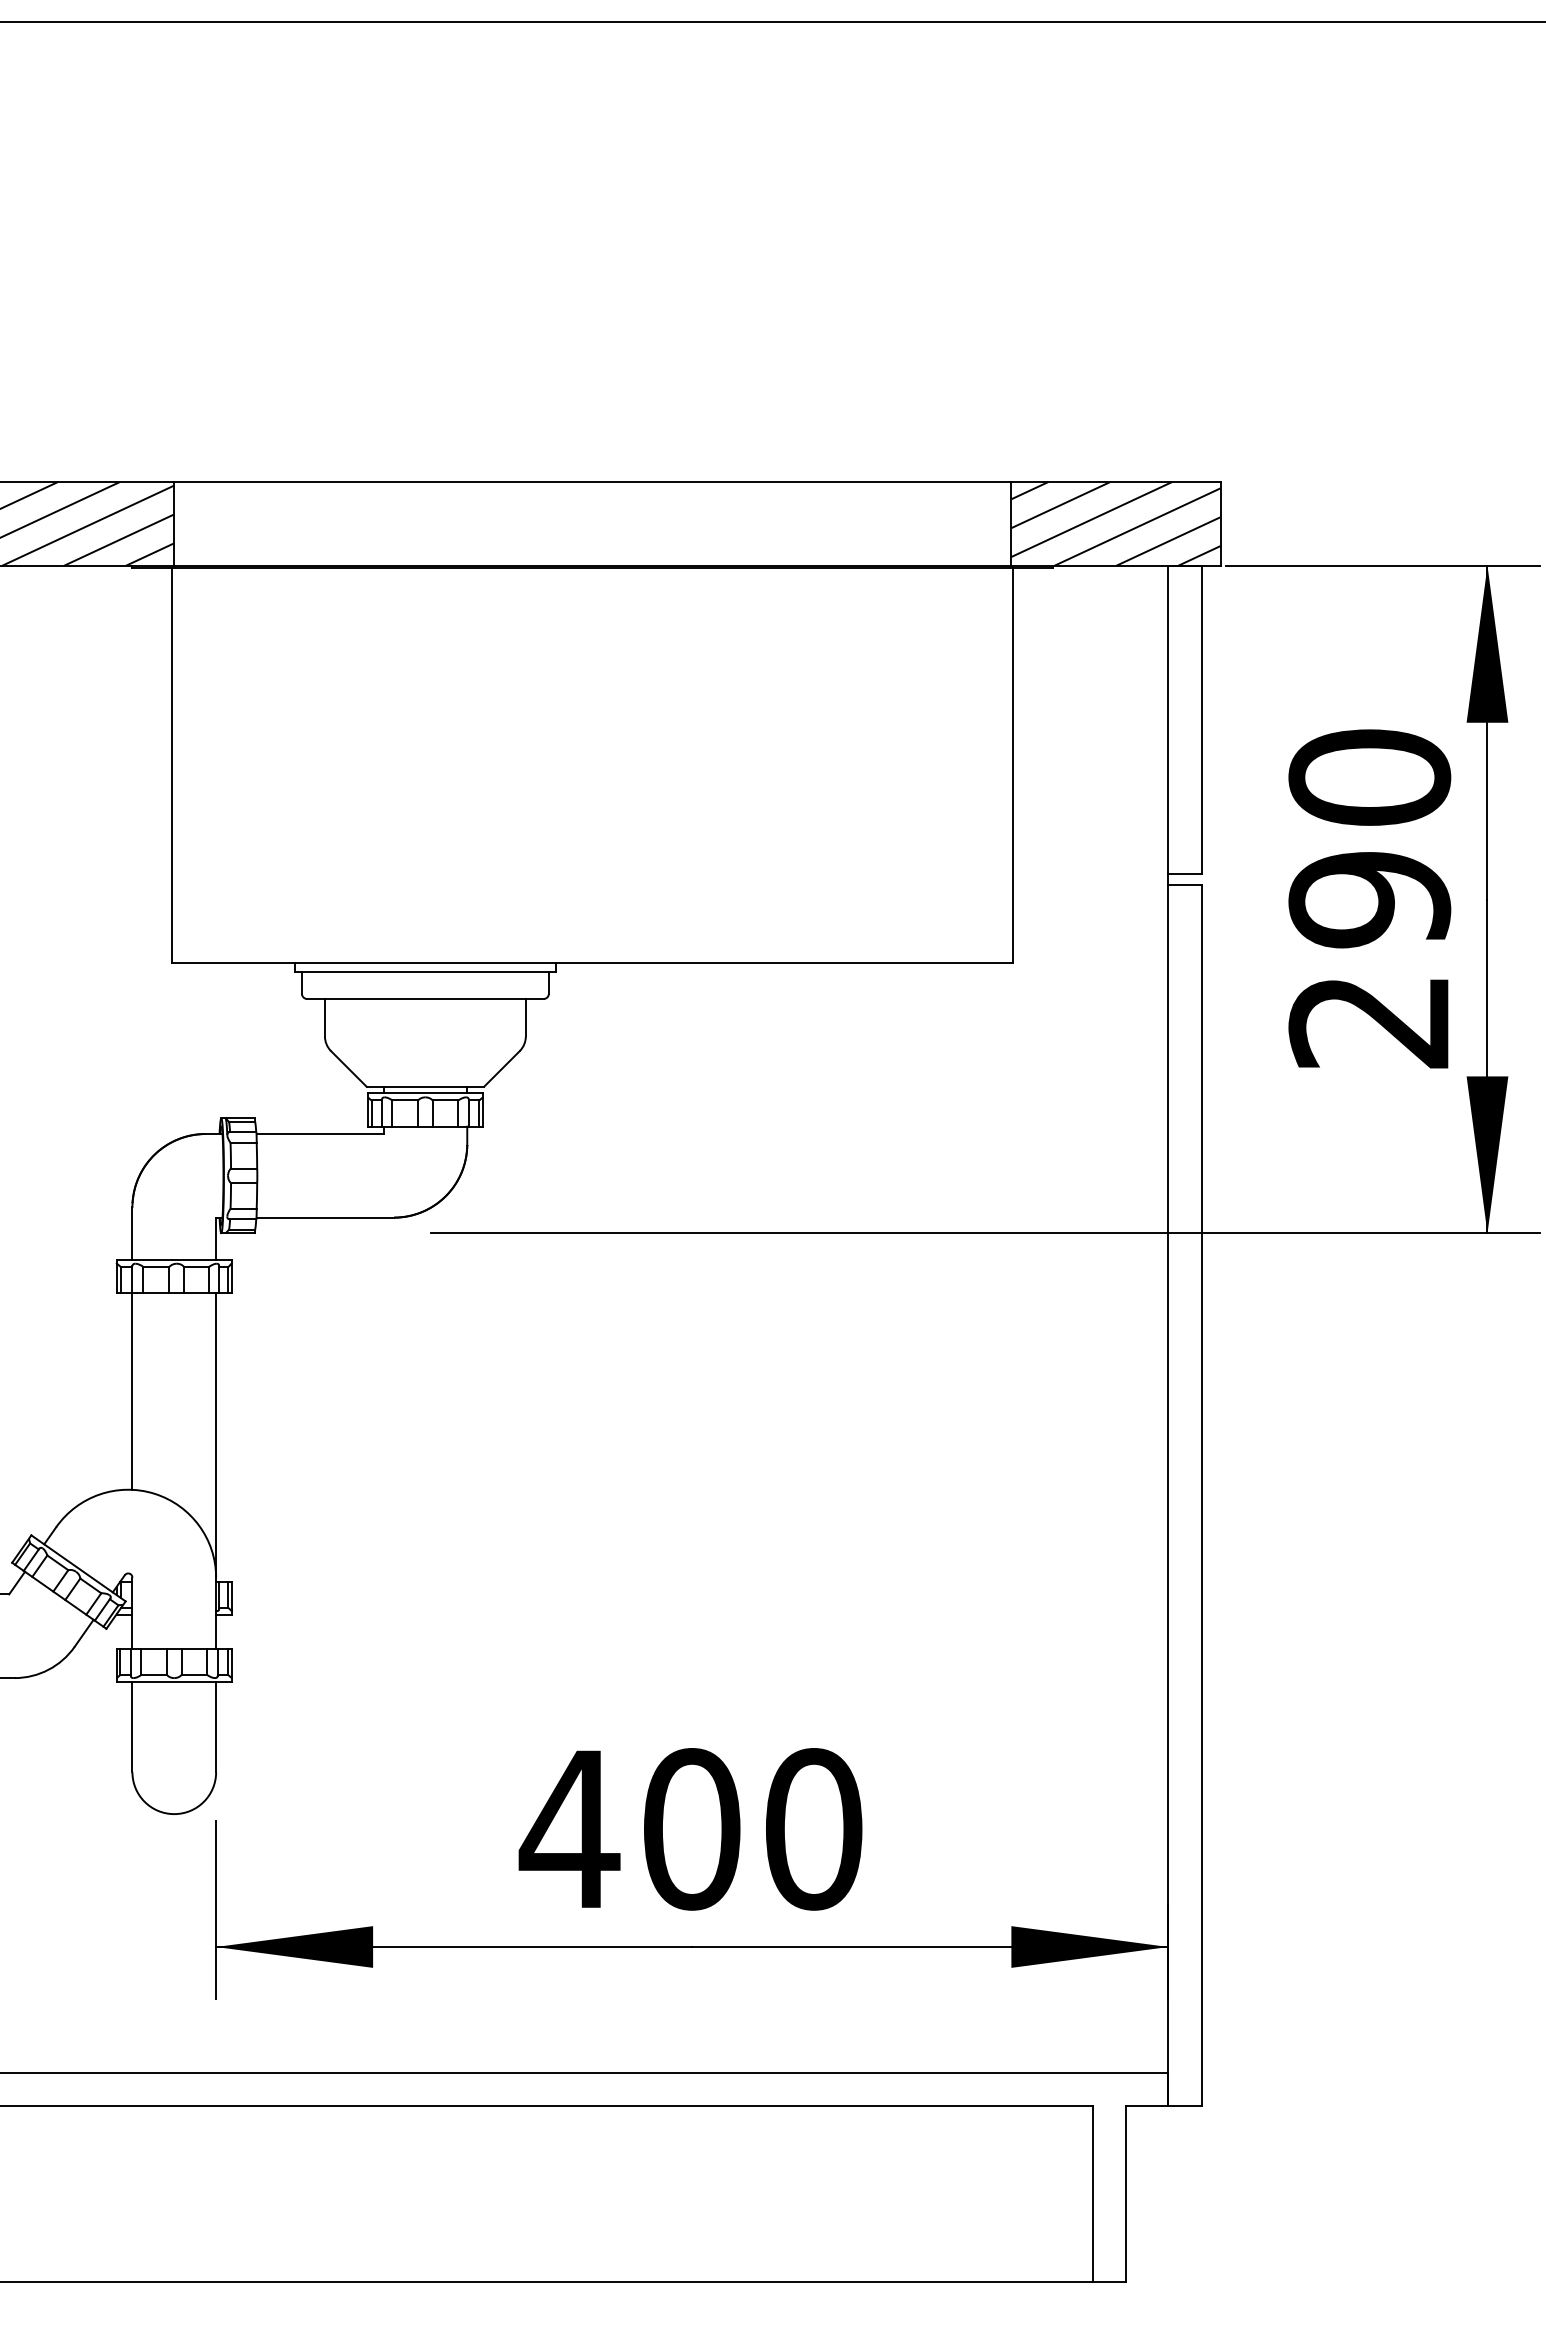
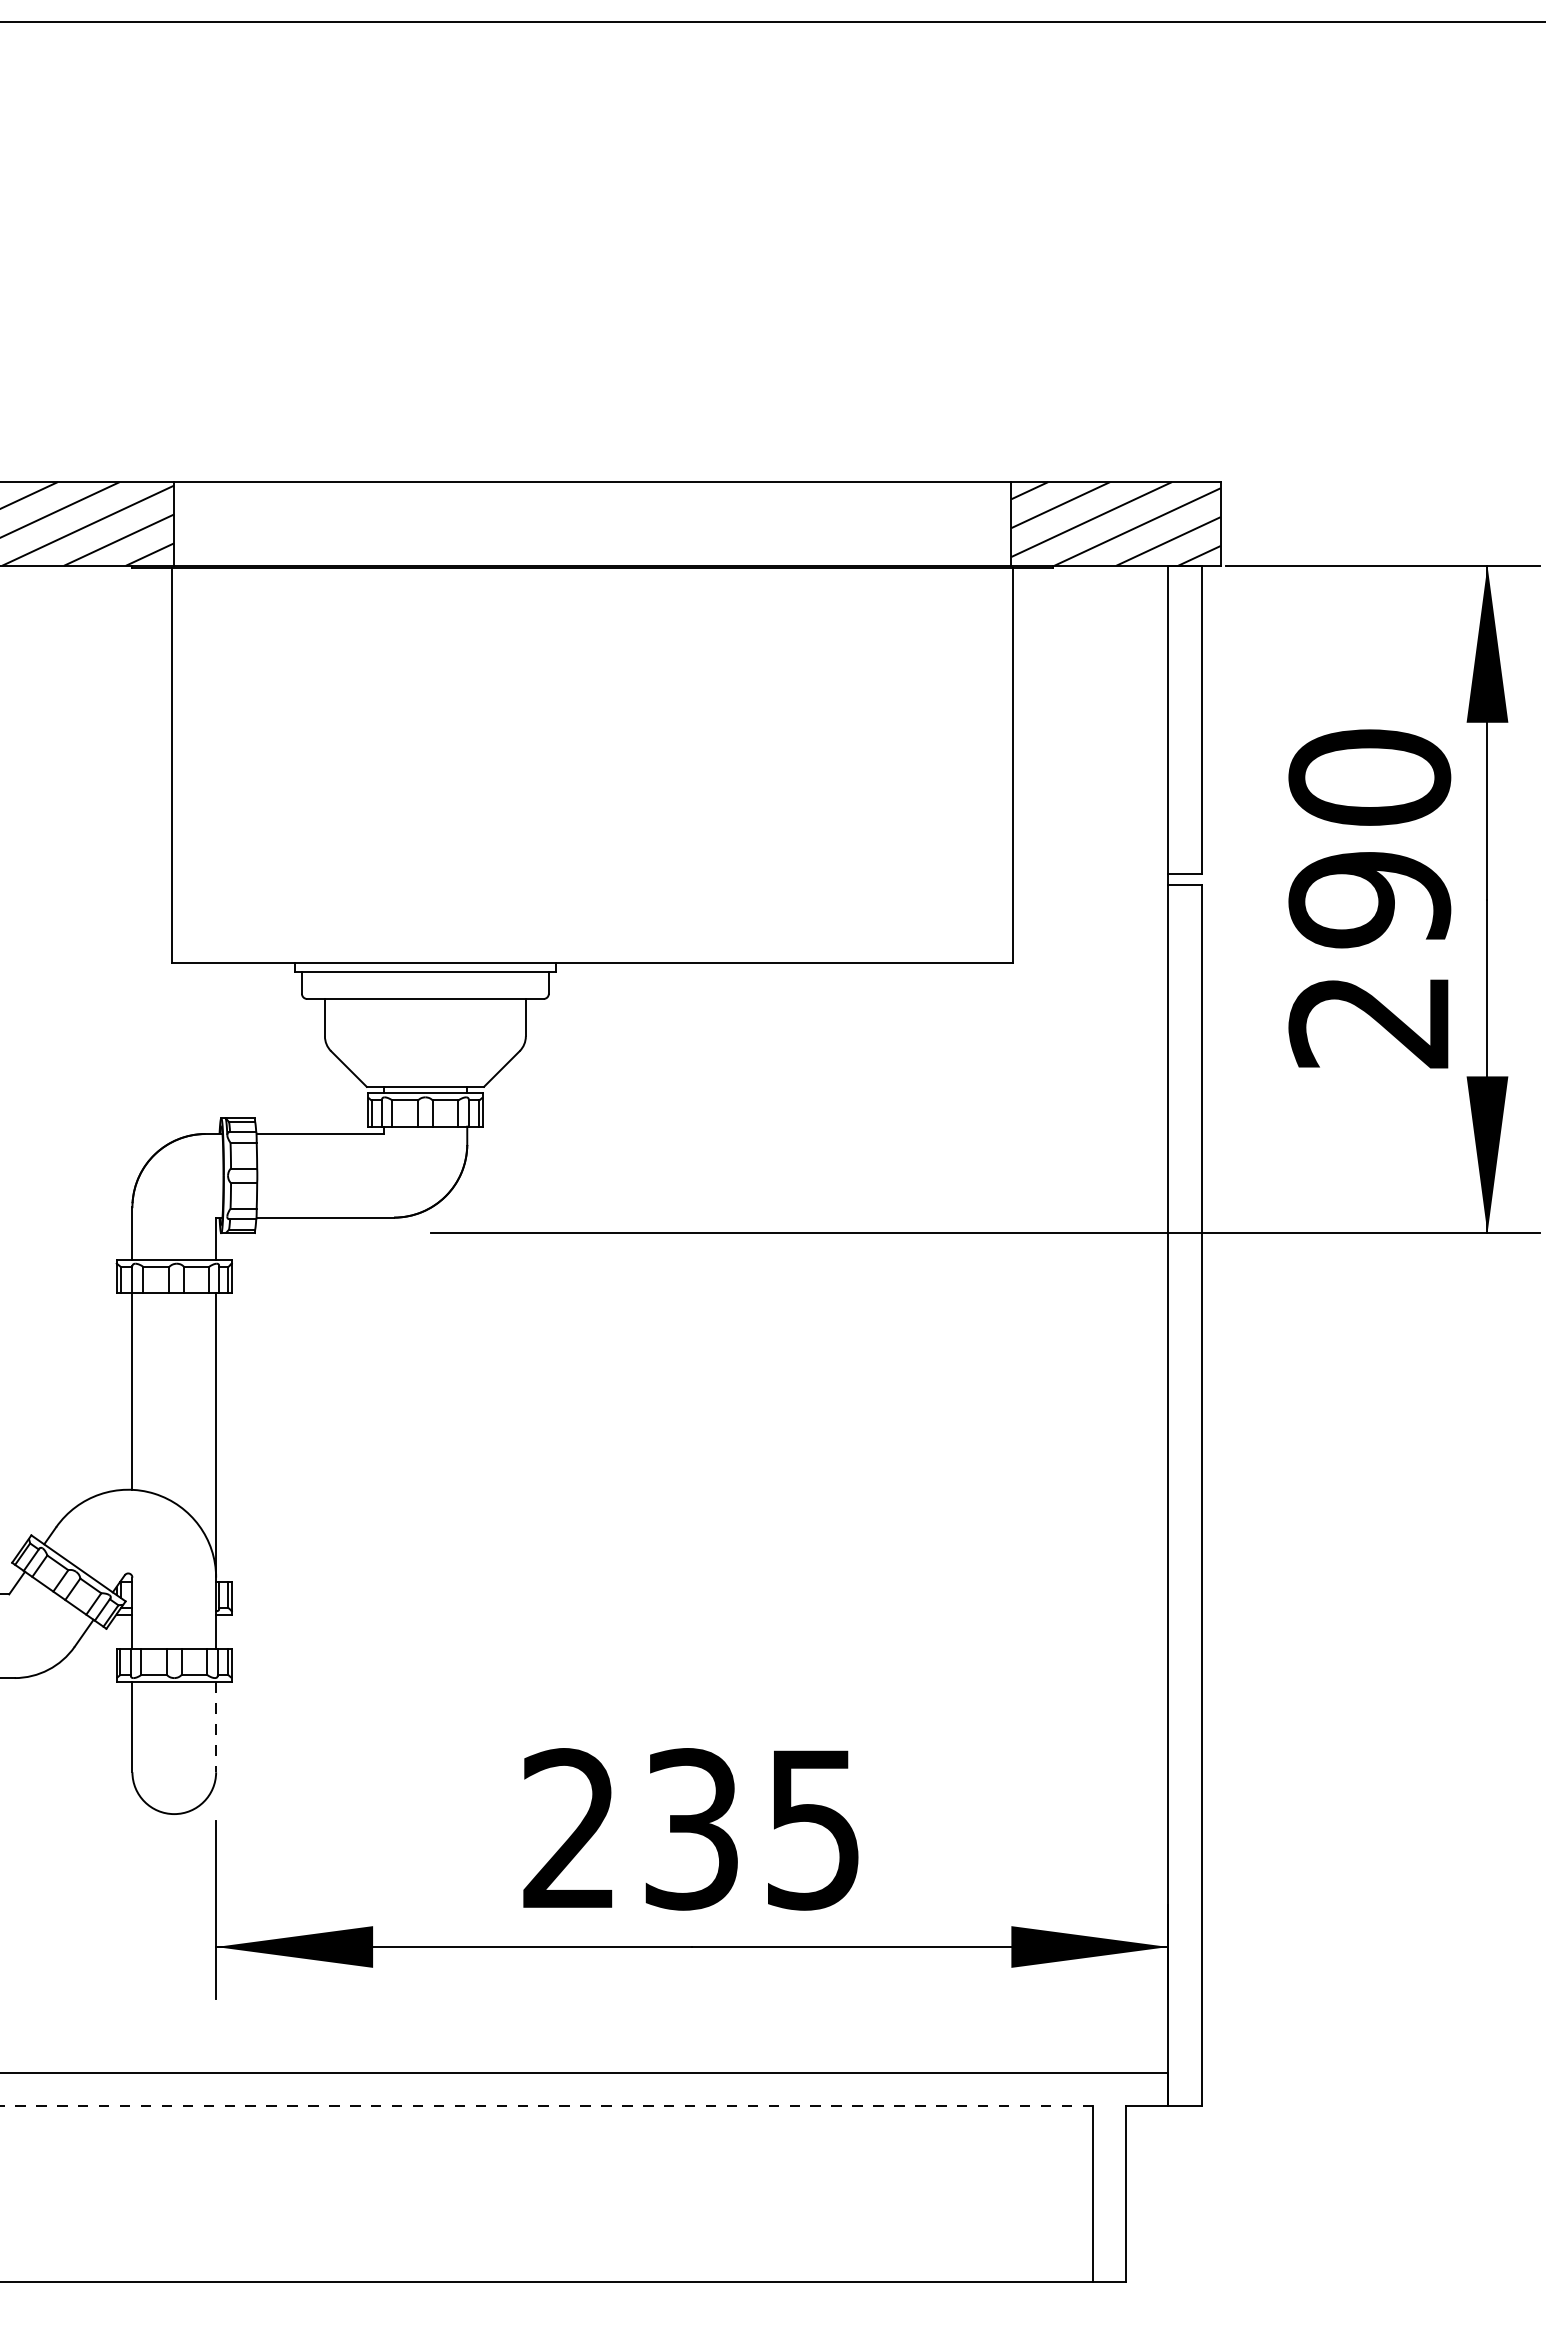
line: solid -> dashed (216, 1727)
text: 400 -> 235 (690, 1829)
line: solid -> dashed (546, 2106)
